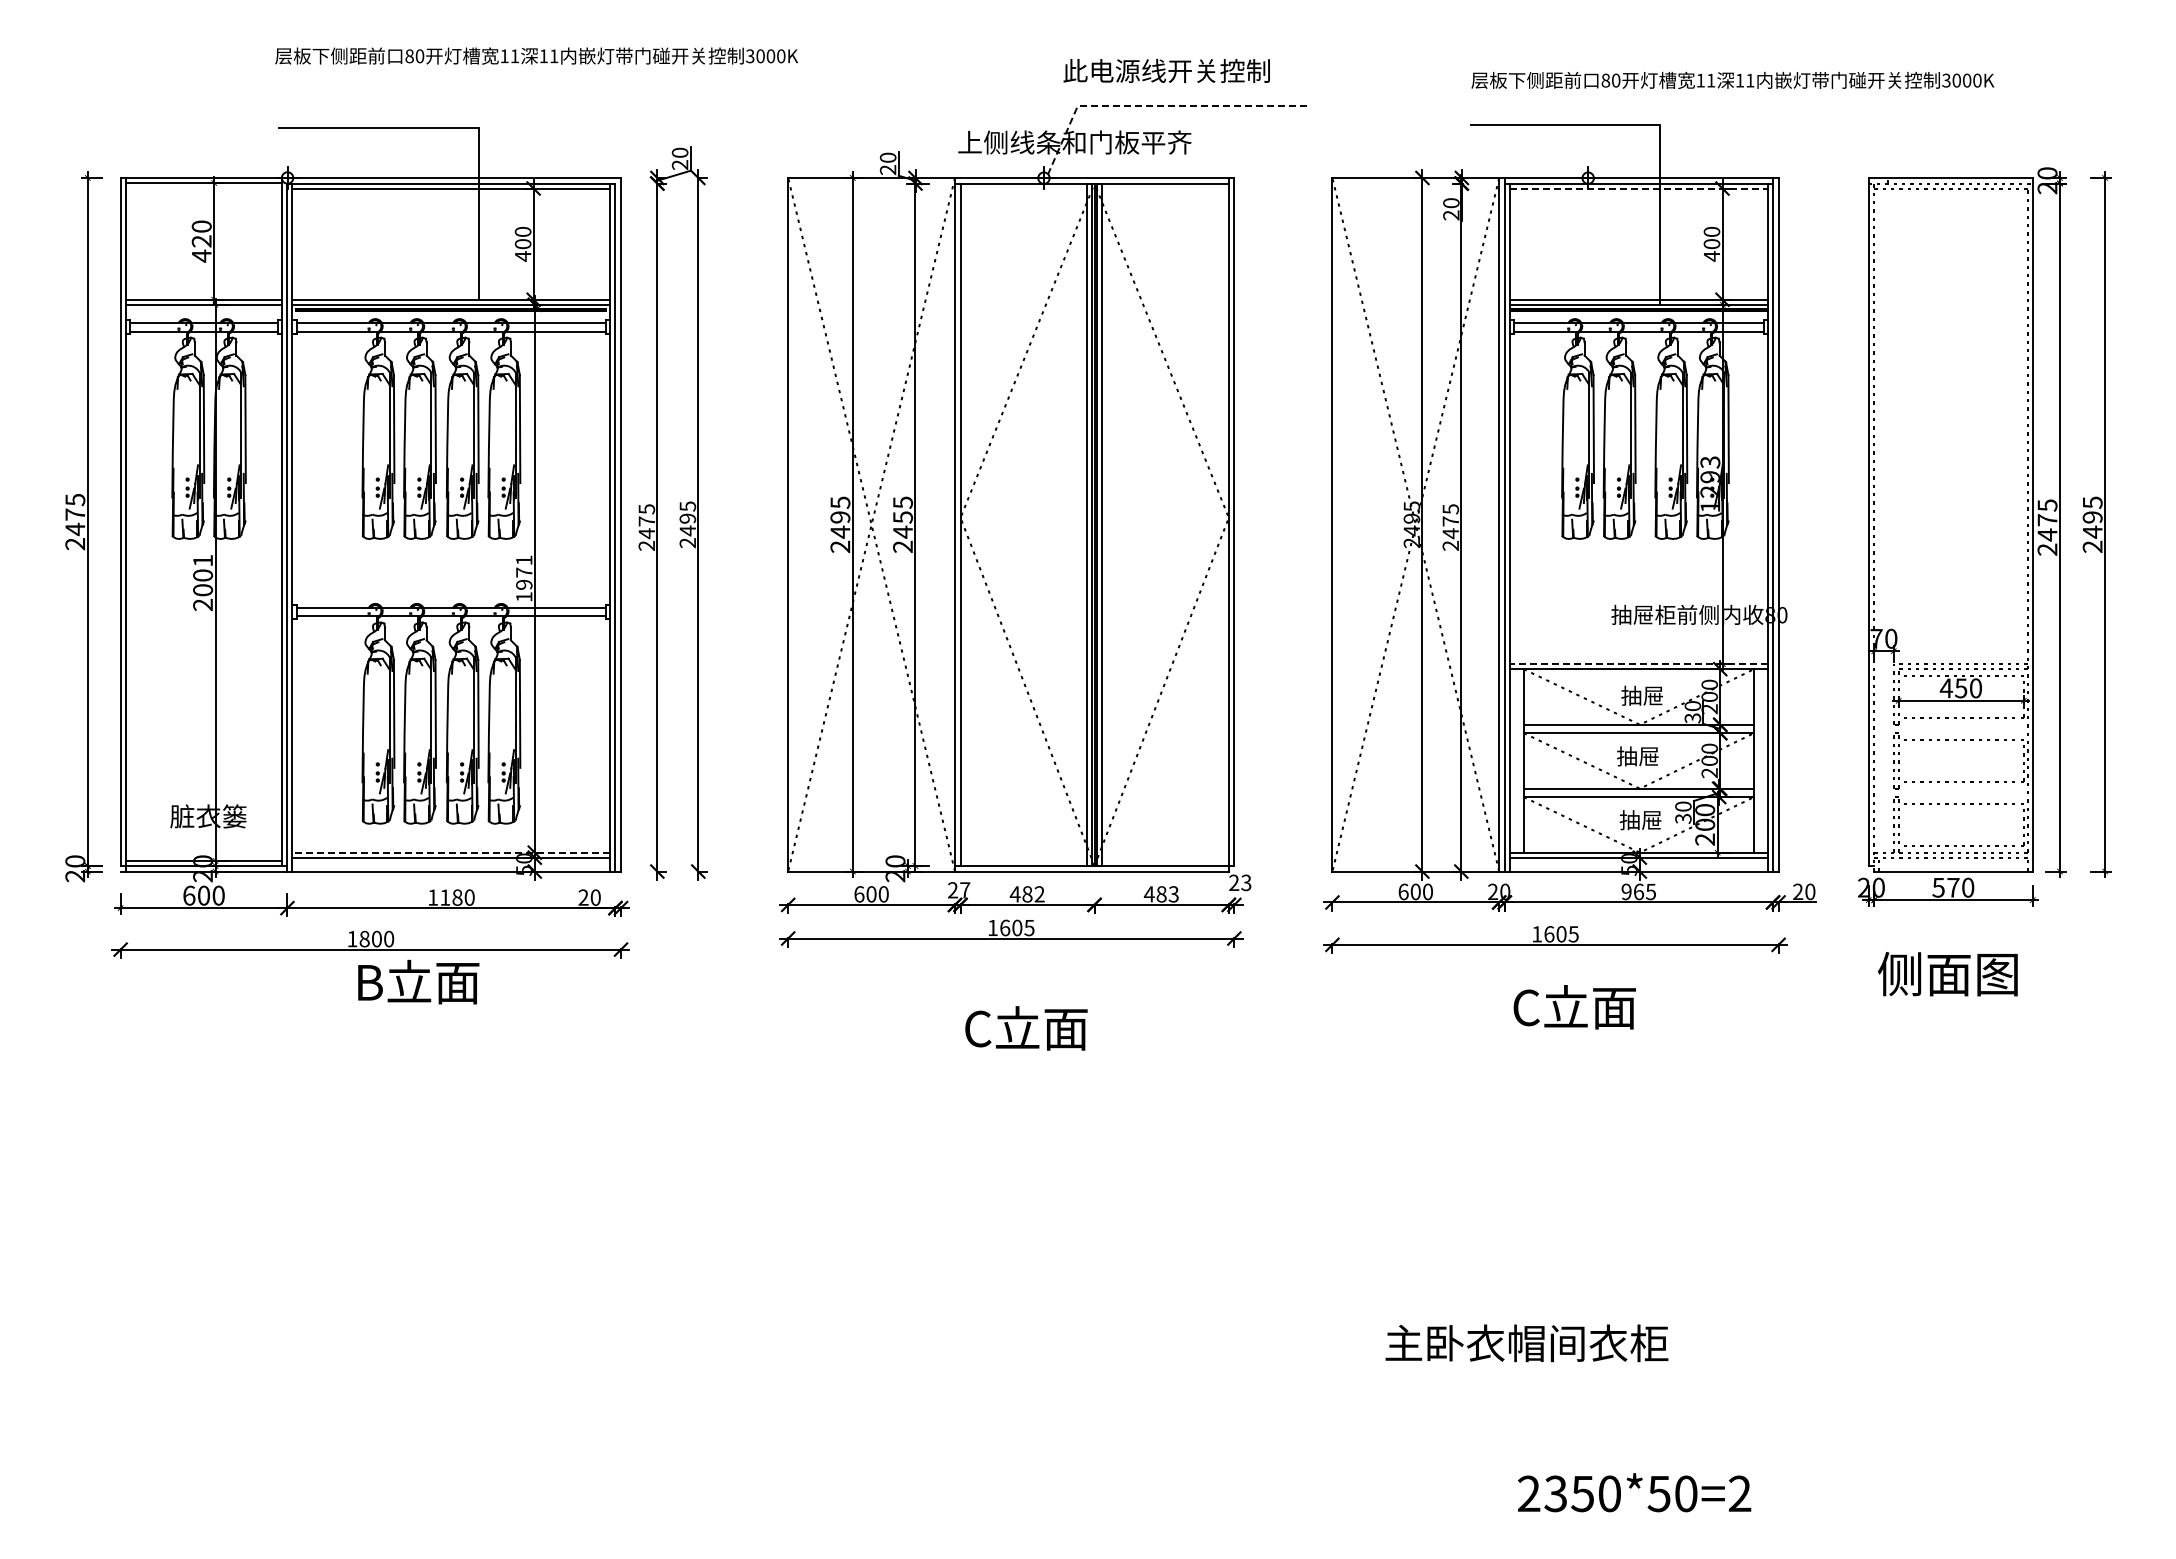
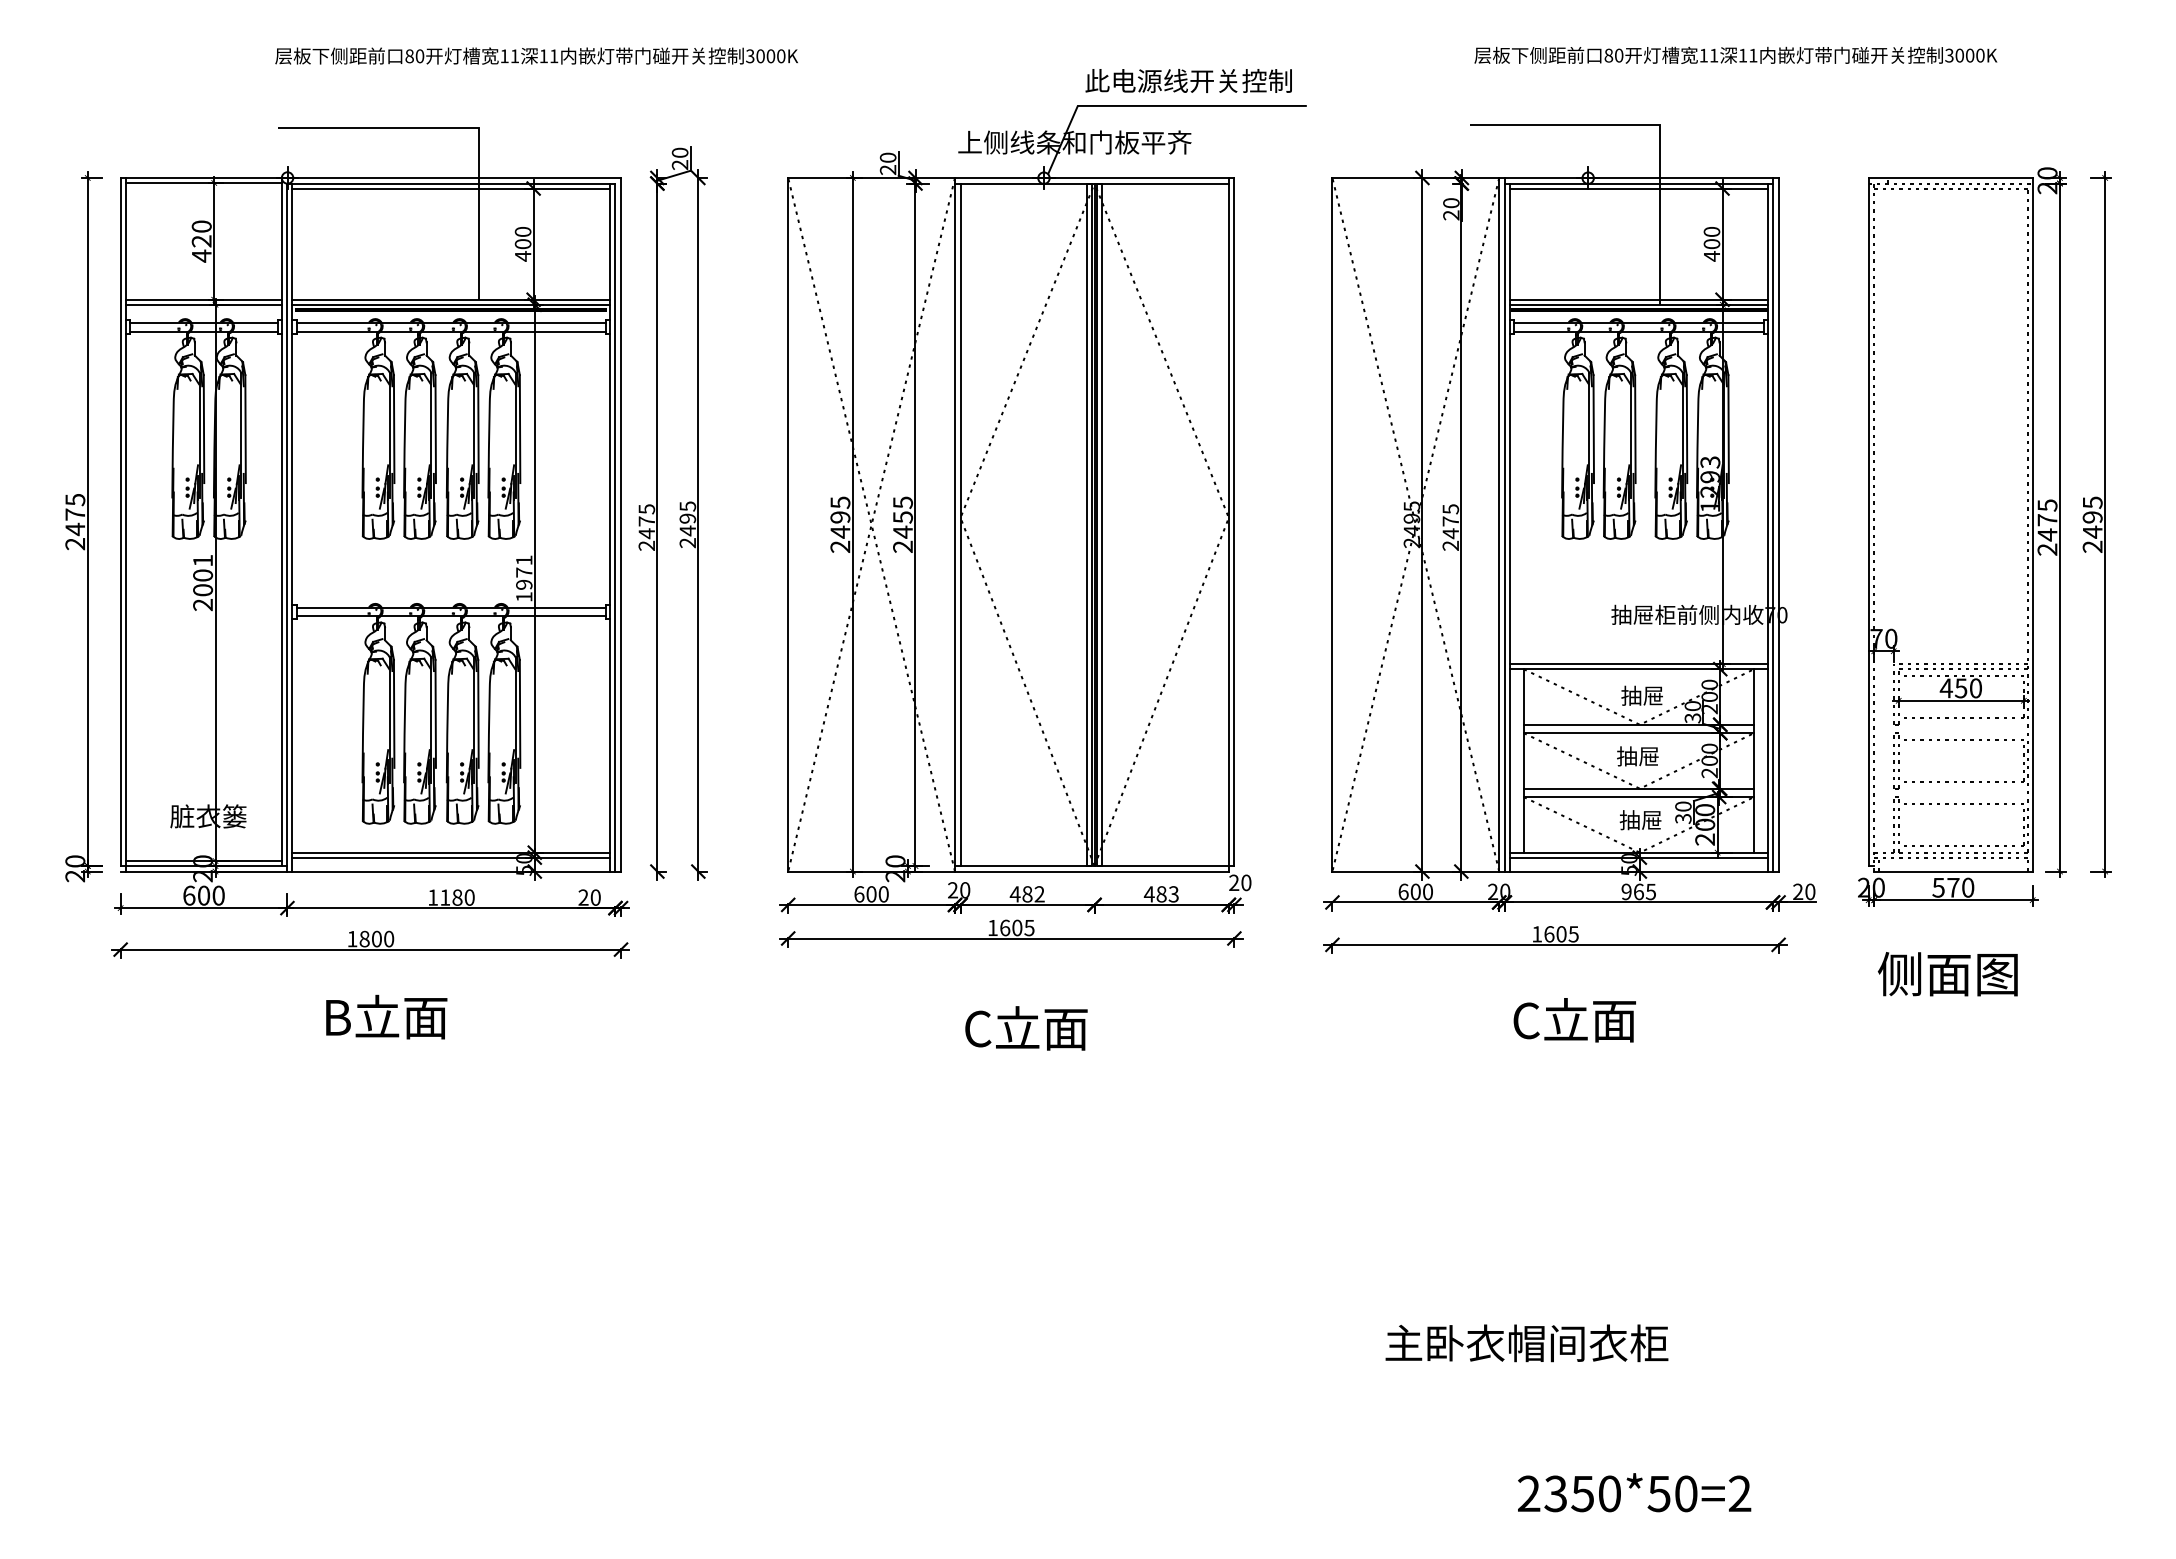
text position: (1166, 70) -> (1188, 80) (1188, 80)
text position: (1732, 79) -> (1735, 54) (1735, 54)
line: dashed -> solid (1153, 105)
line: dashed -> solid (1639, 188)
text: 80 -> 70 (1770, 615)
line: dashed -> solid (1638, 664)
line: dashed -> solid (450, 852)
text: 23 -> 20 (1246, 882)
text: 27 -> 20 (965, 890)
text position: (418, 981) -> (386, 1016) (386, 1016)
text position: (1574, 1007) -> (1574, 1020) (1574, 1020)
